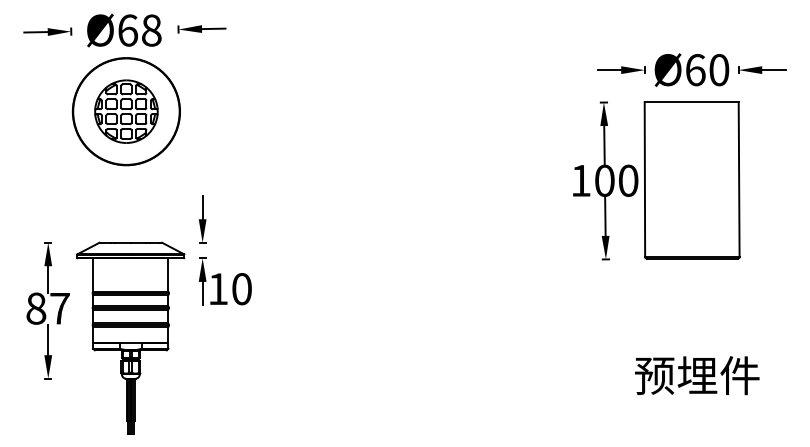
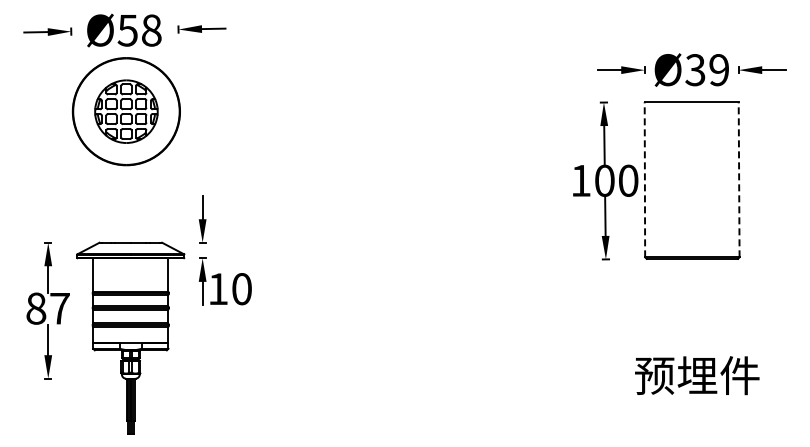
text: Ø68 -> Ø58 (127, 30)
text: Ø60 -> Ø39 (707, 70)
line: solid -> dashed (644, 179)
line: solid -> dashed (739, 179)
